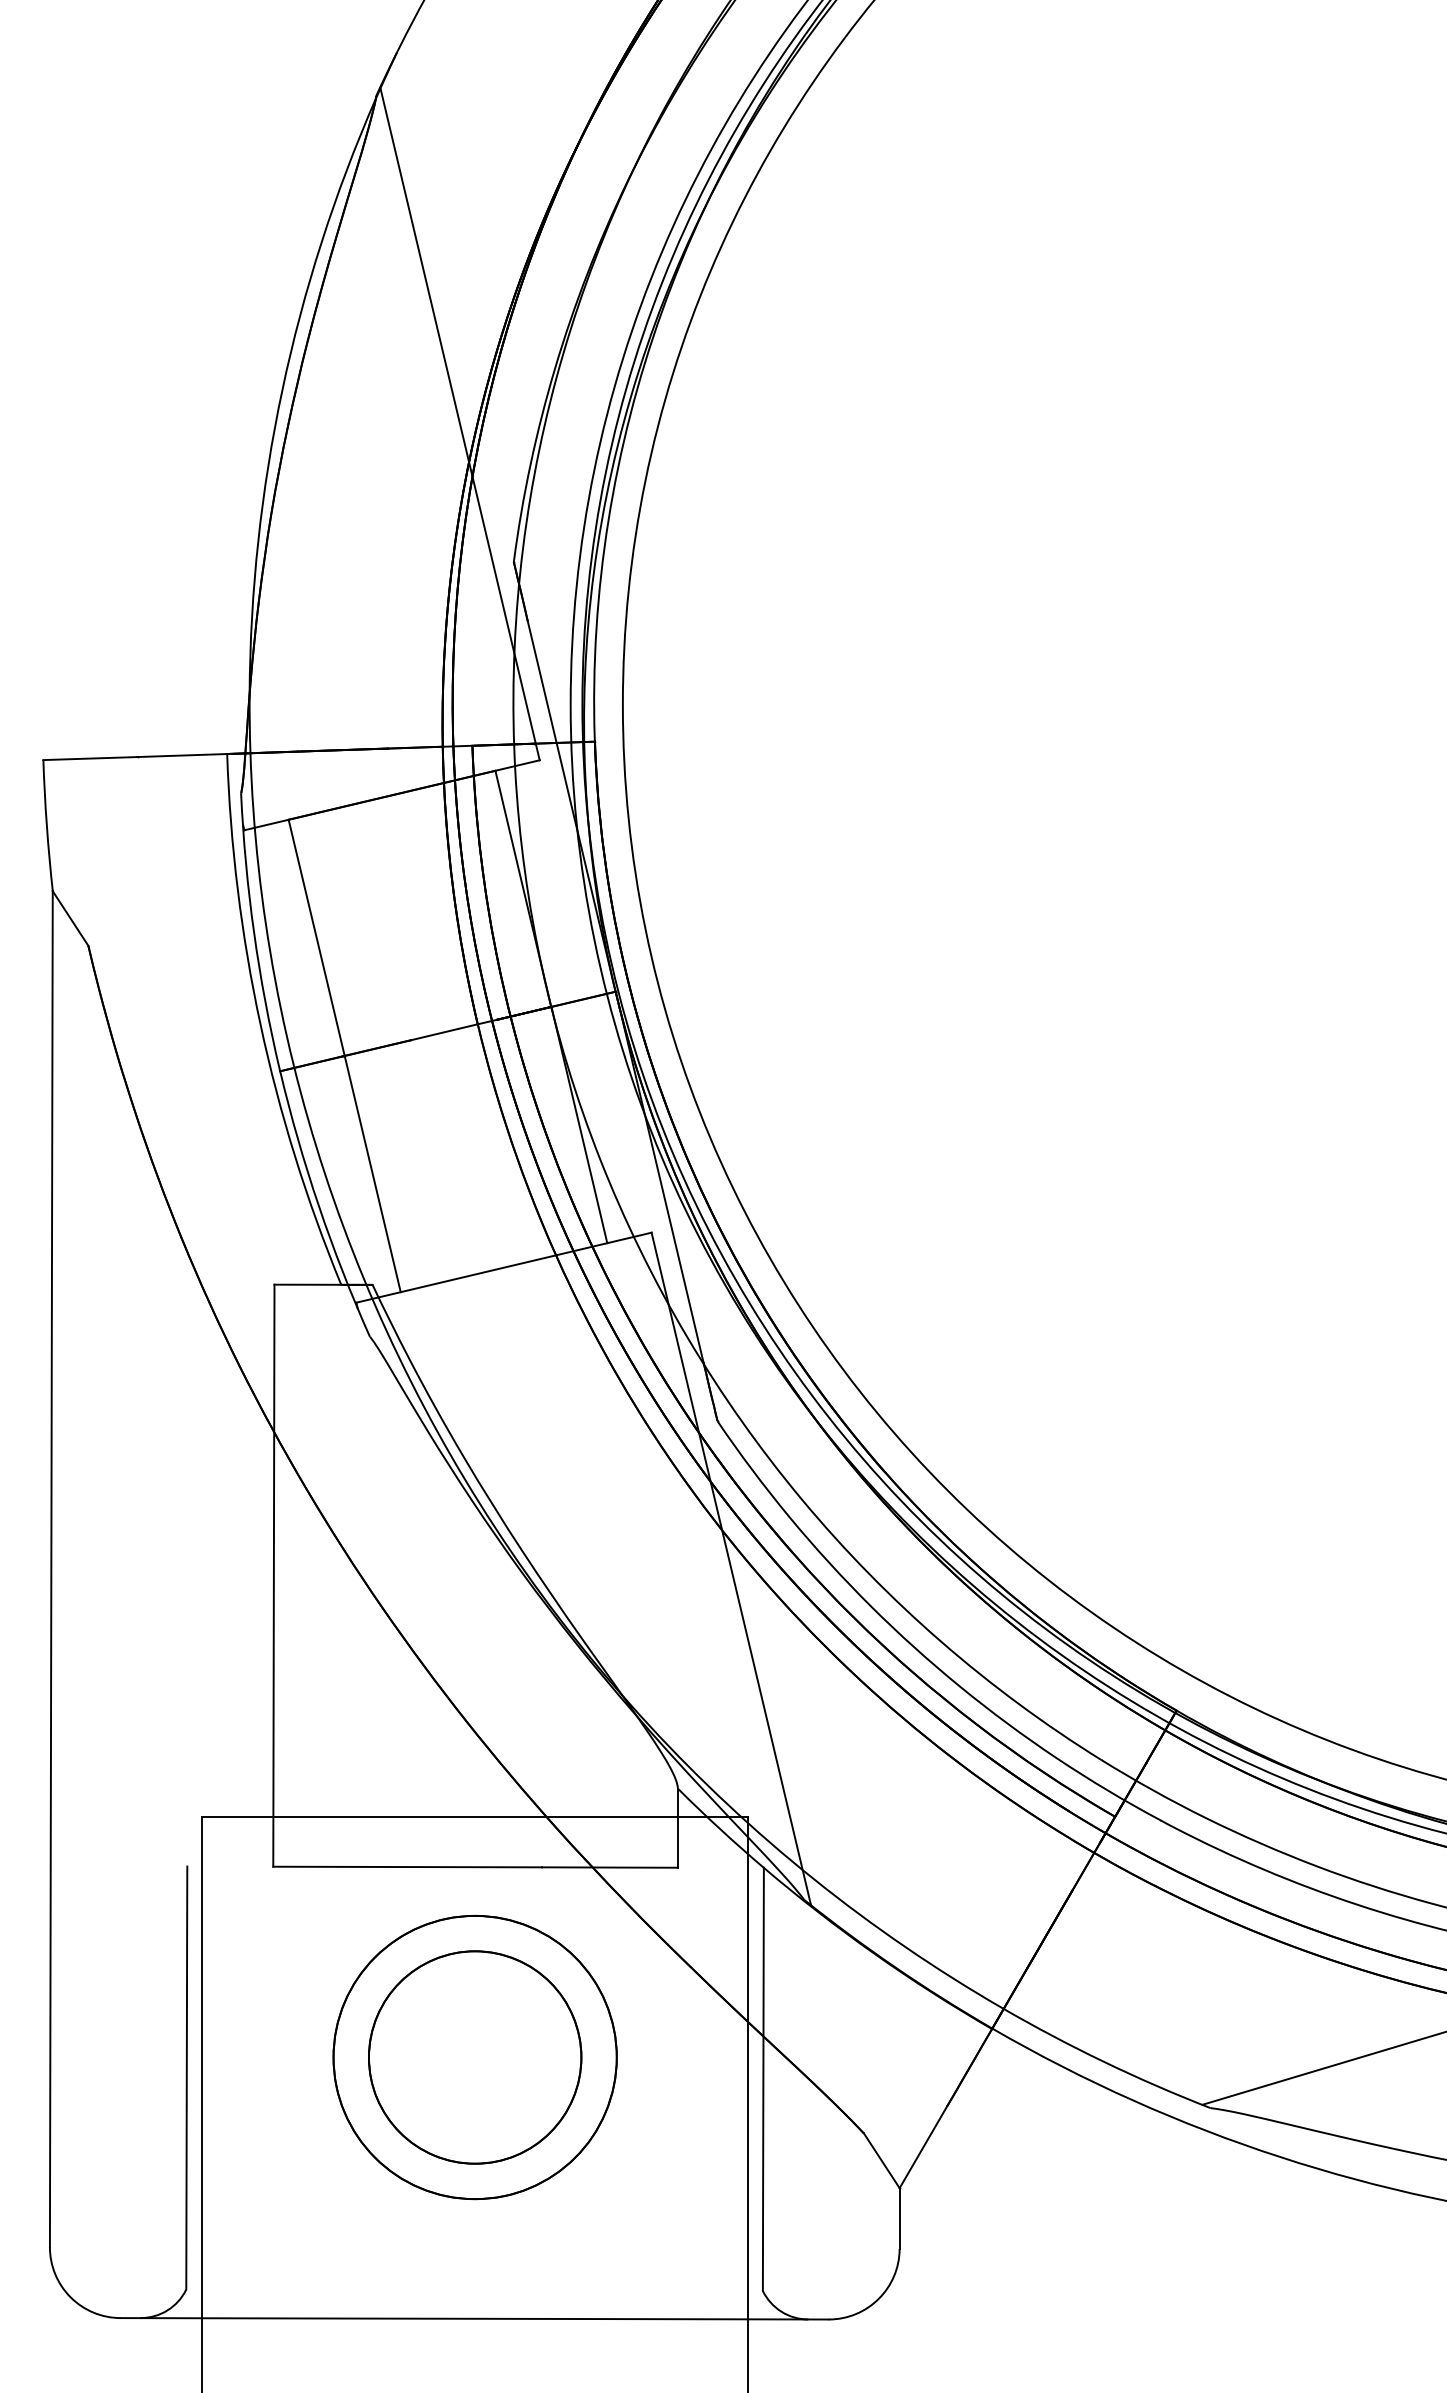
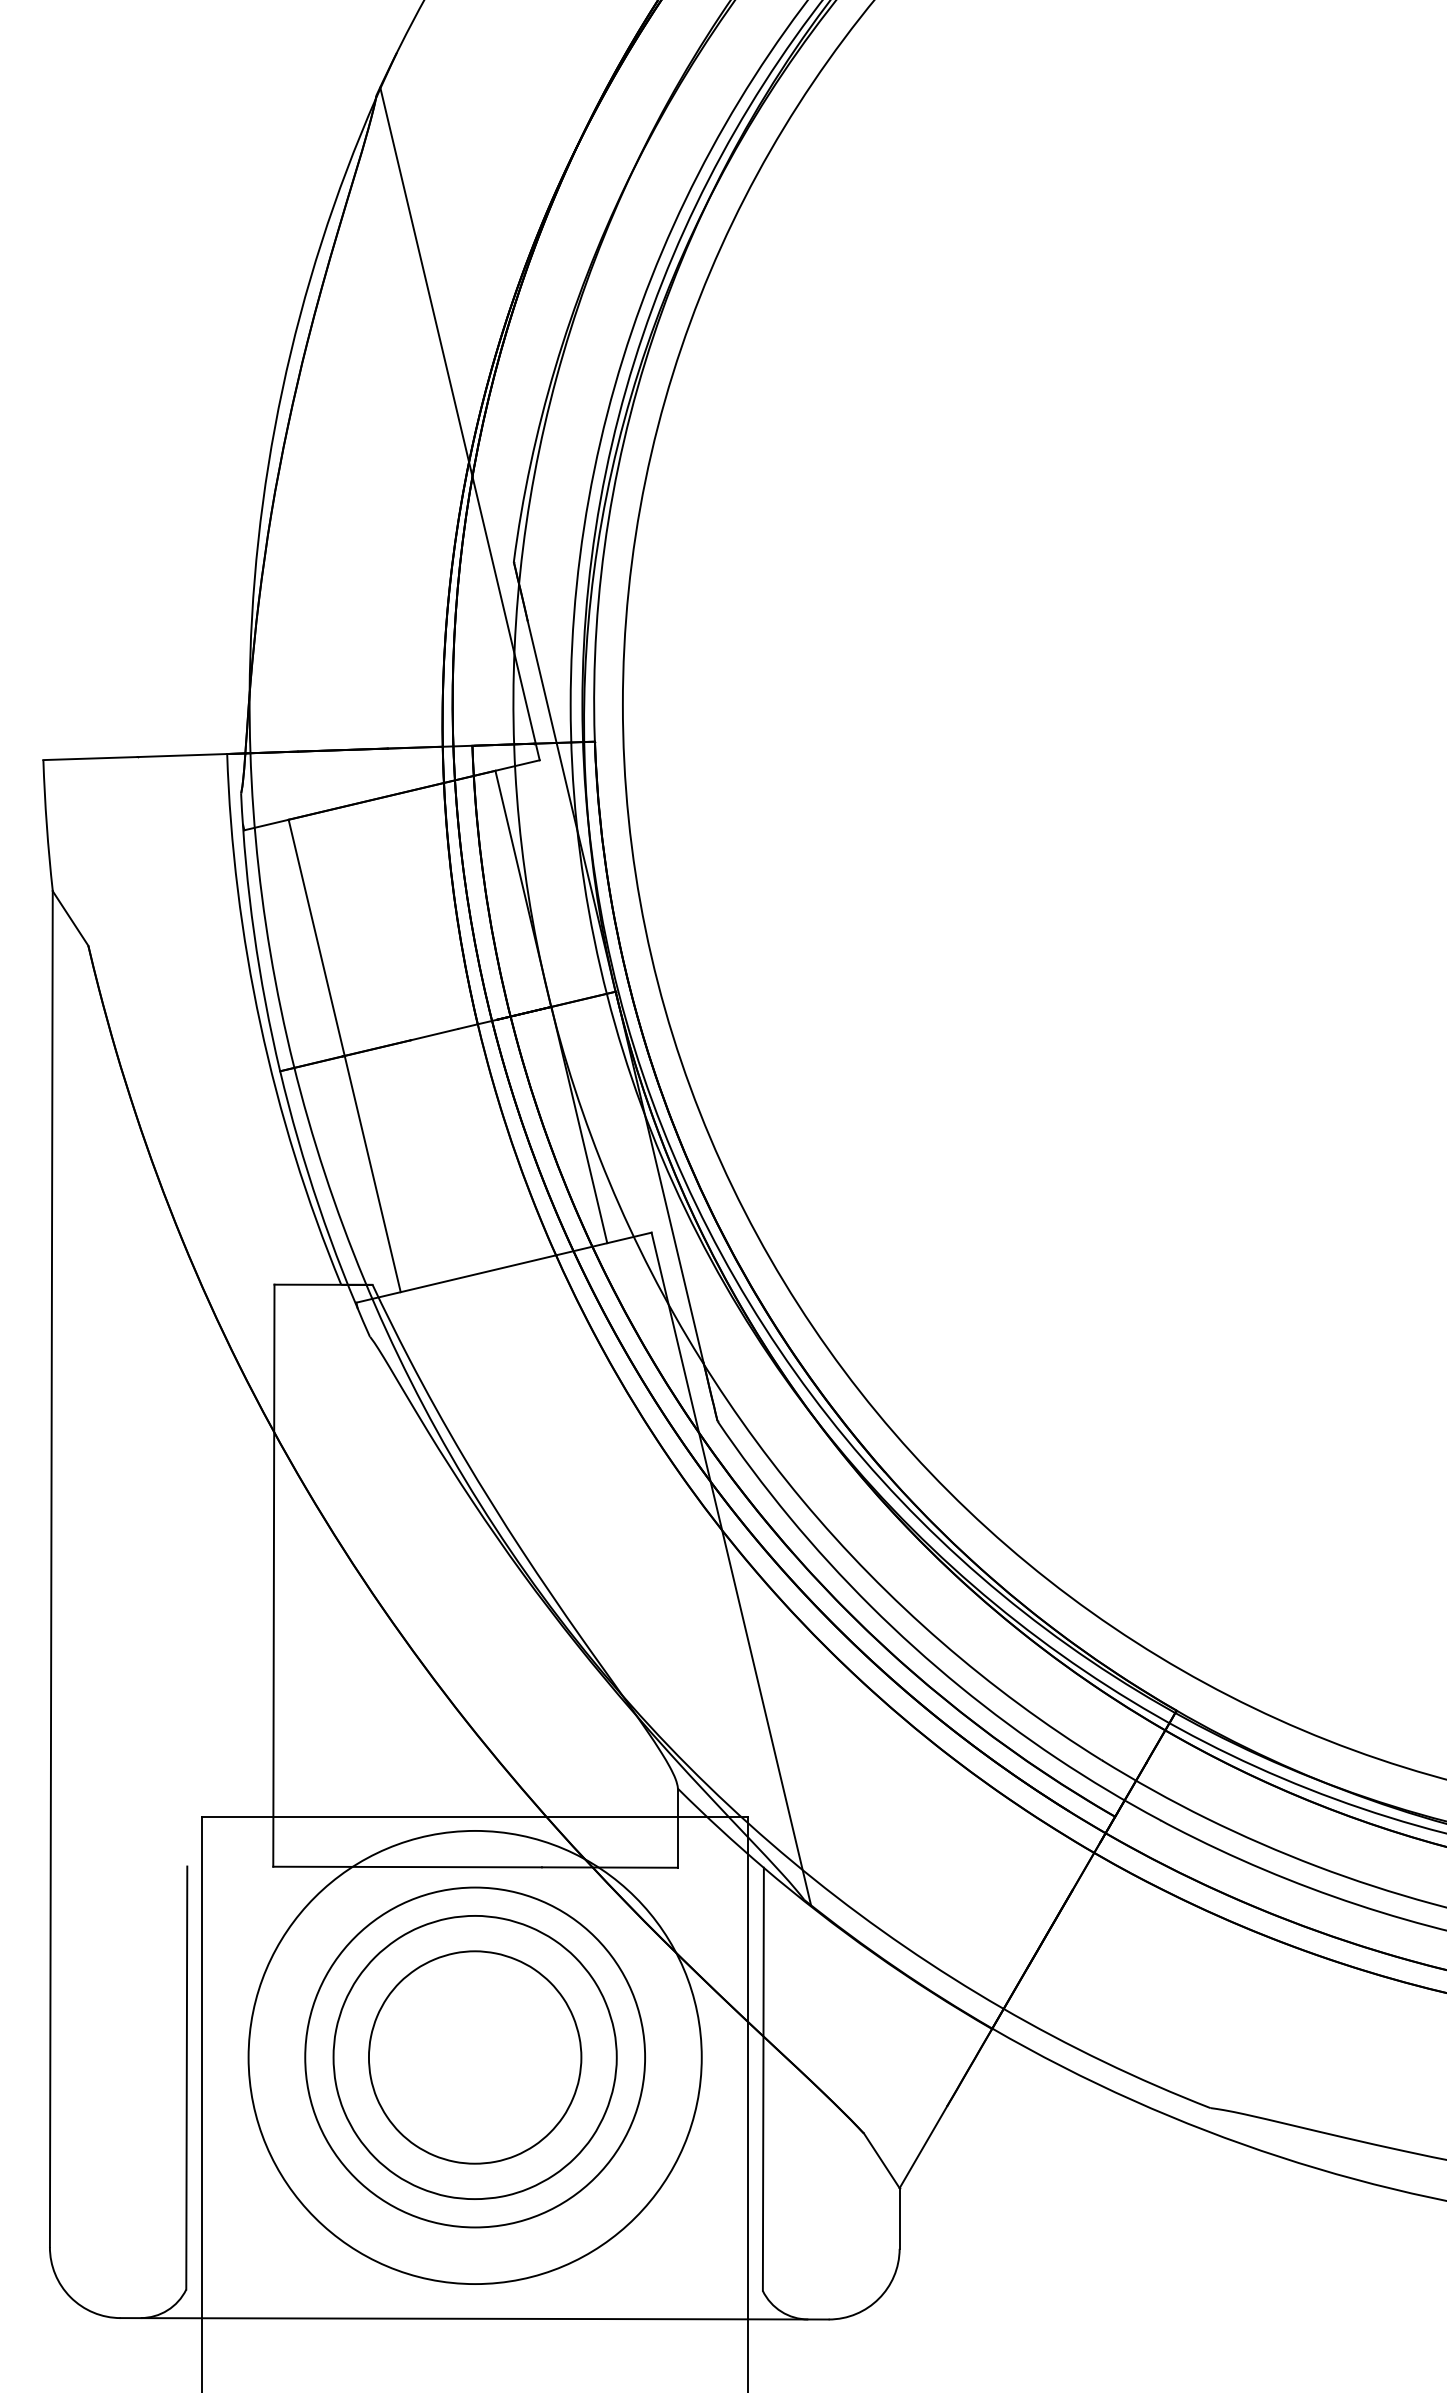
circle diameter: 212 px -> 340 px (475, 2057)
circle diameter: 283 px -> 453 px (474, 2057)
line: present -> none (1322, 2068)
